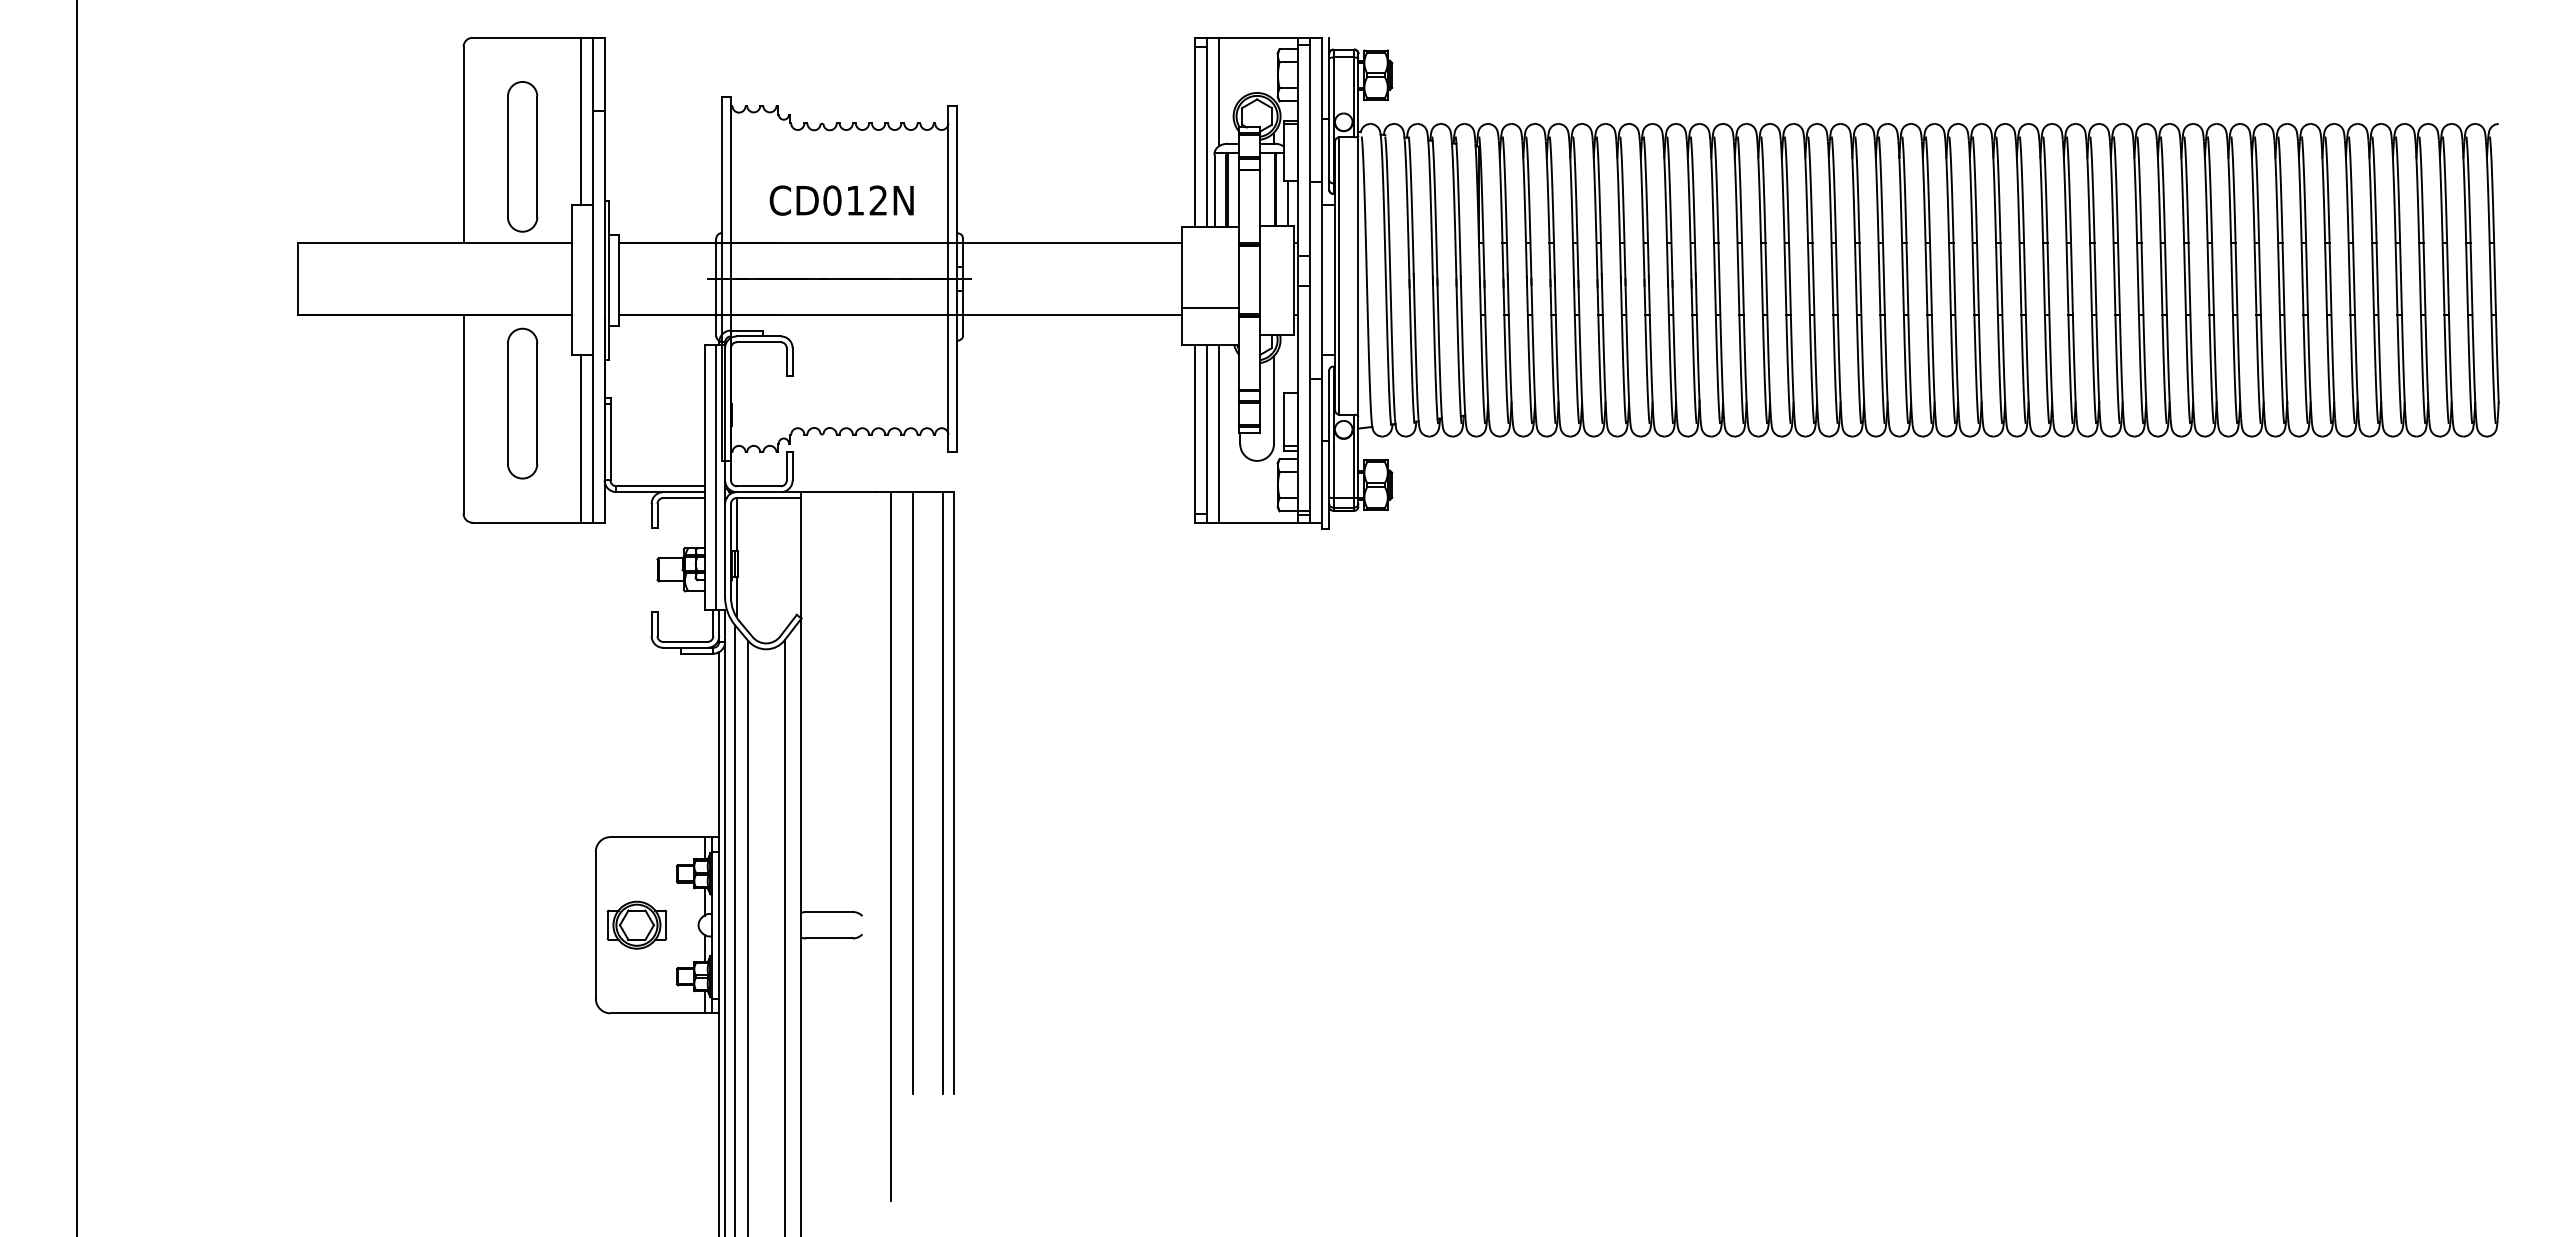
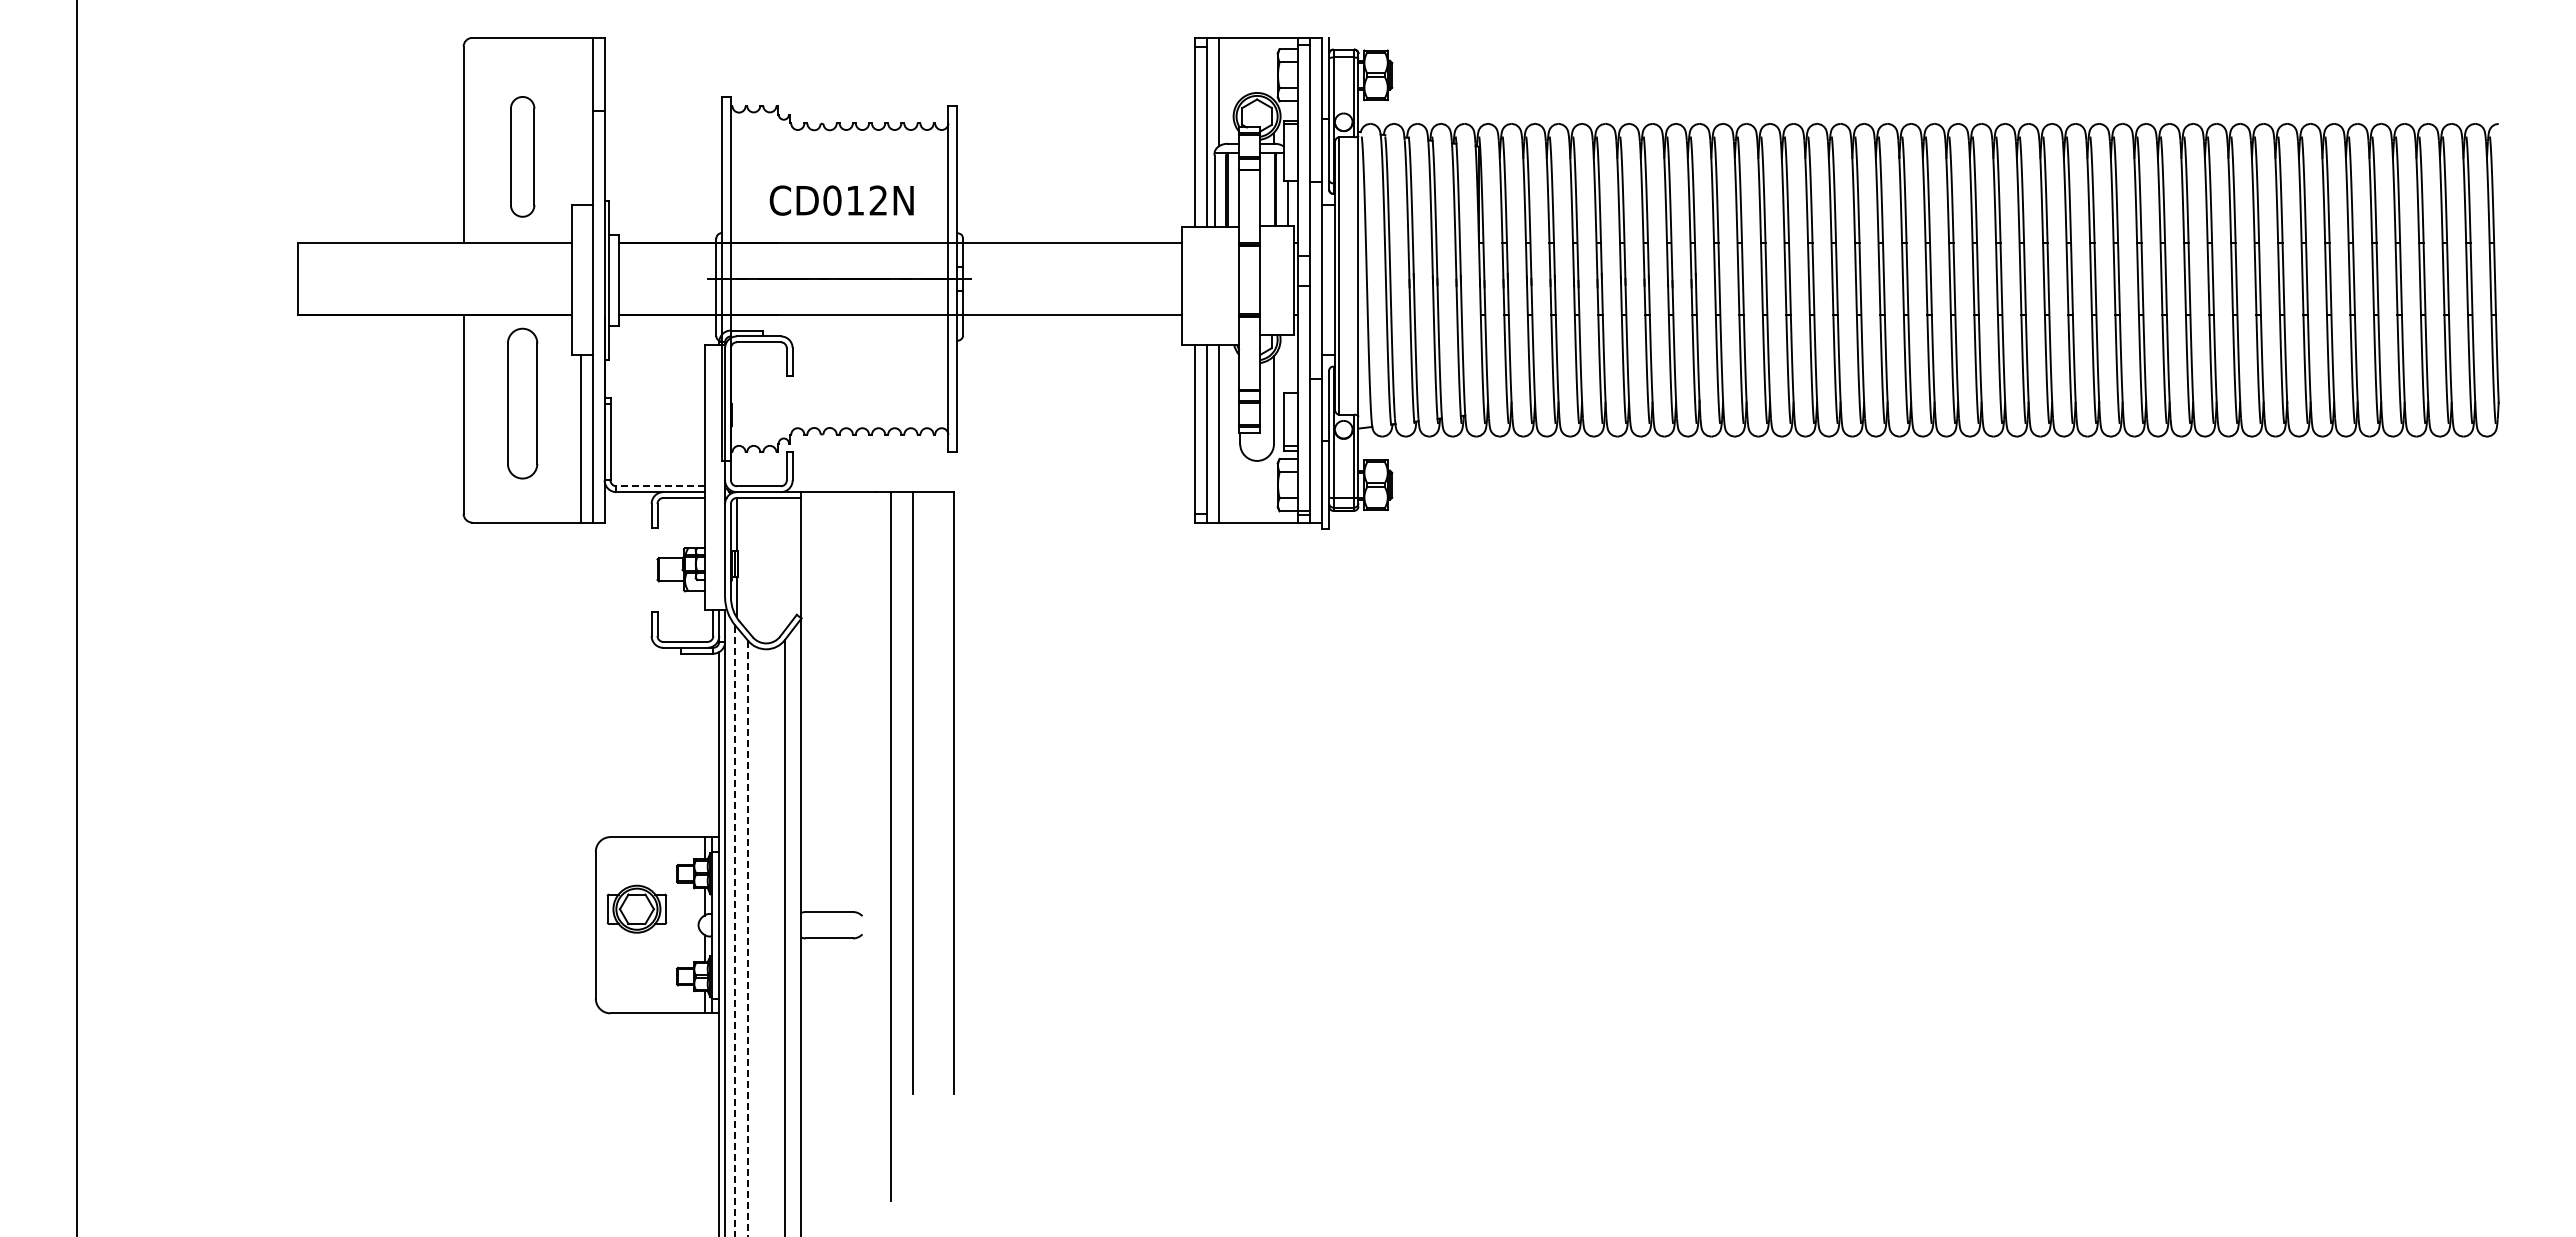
line: present -> none (581, 121)
part size: 32x152 px -> 26x122 px (522, 156)
line: present -> none (1210, 308)
line: present -> none (716, 477)
line: solid -> dashed (659, 486)
line: present -> none (942, 792)
part position: (636, 924) -> (636, 908) (636, 908)
line: solid -> dashed (735, 931)
line: solid -> dashed (748, 938)
